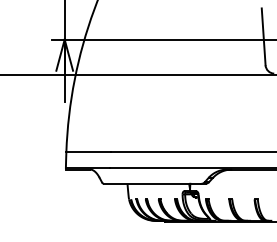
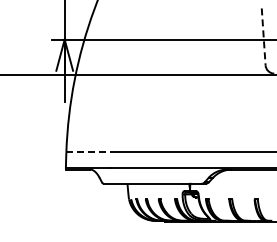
line: solid -> dashed (263, 36)
line: solid -> dashed (88, 152)
